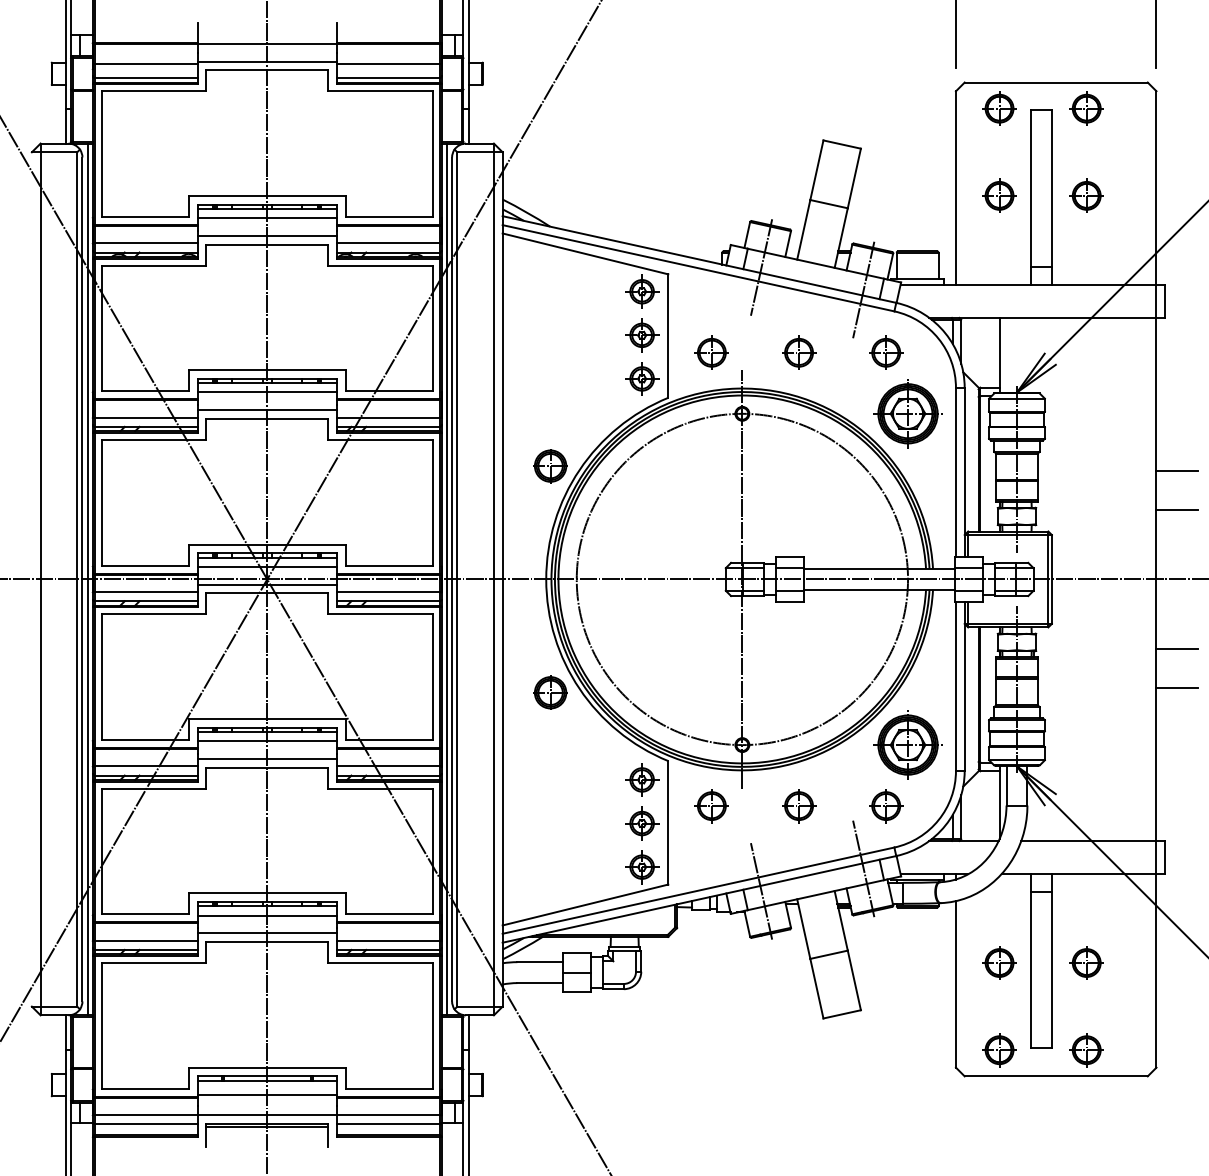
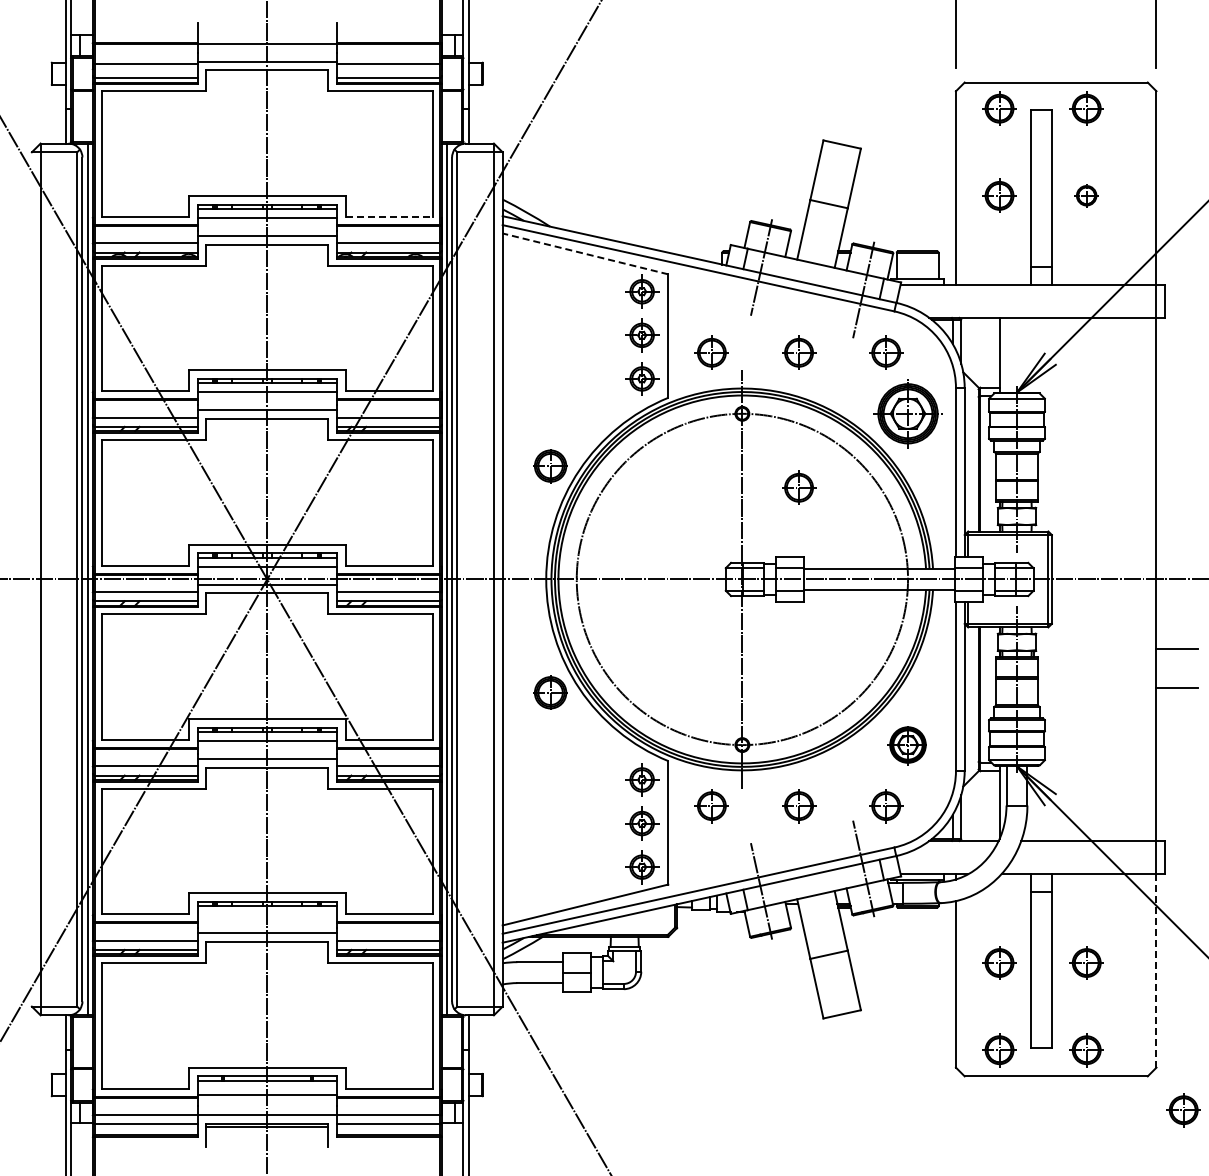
part size: 35x35 px -> 25x24 px (1086, 195)
line: solid -> dashed (389, 216)
line: solid -> dashed (584, 253)
line: present -> none (1177, 471)
part: none -> present (799, 487)
line: present -> none (1177, 509)
part size: 70x70 px -> 40x40 px (906, 745)
line: present -> none (267, 915)
line: solid -> dashed (1156, 970)
part: none -> present (1183, 1110)
